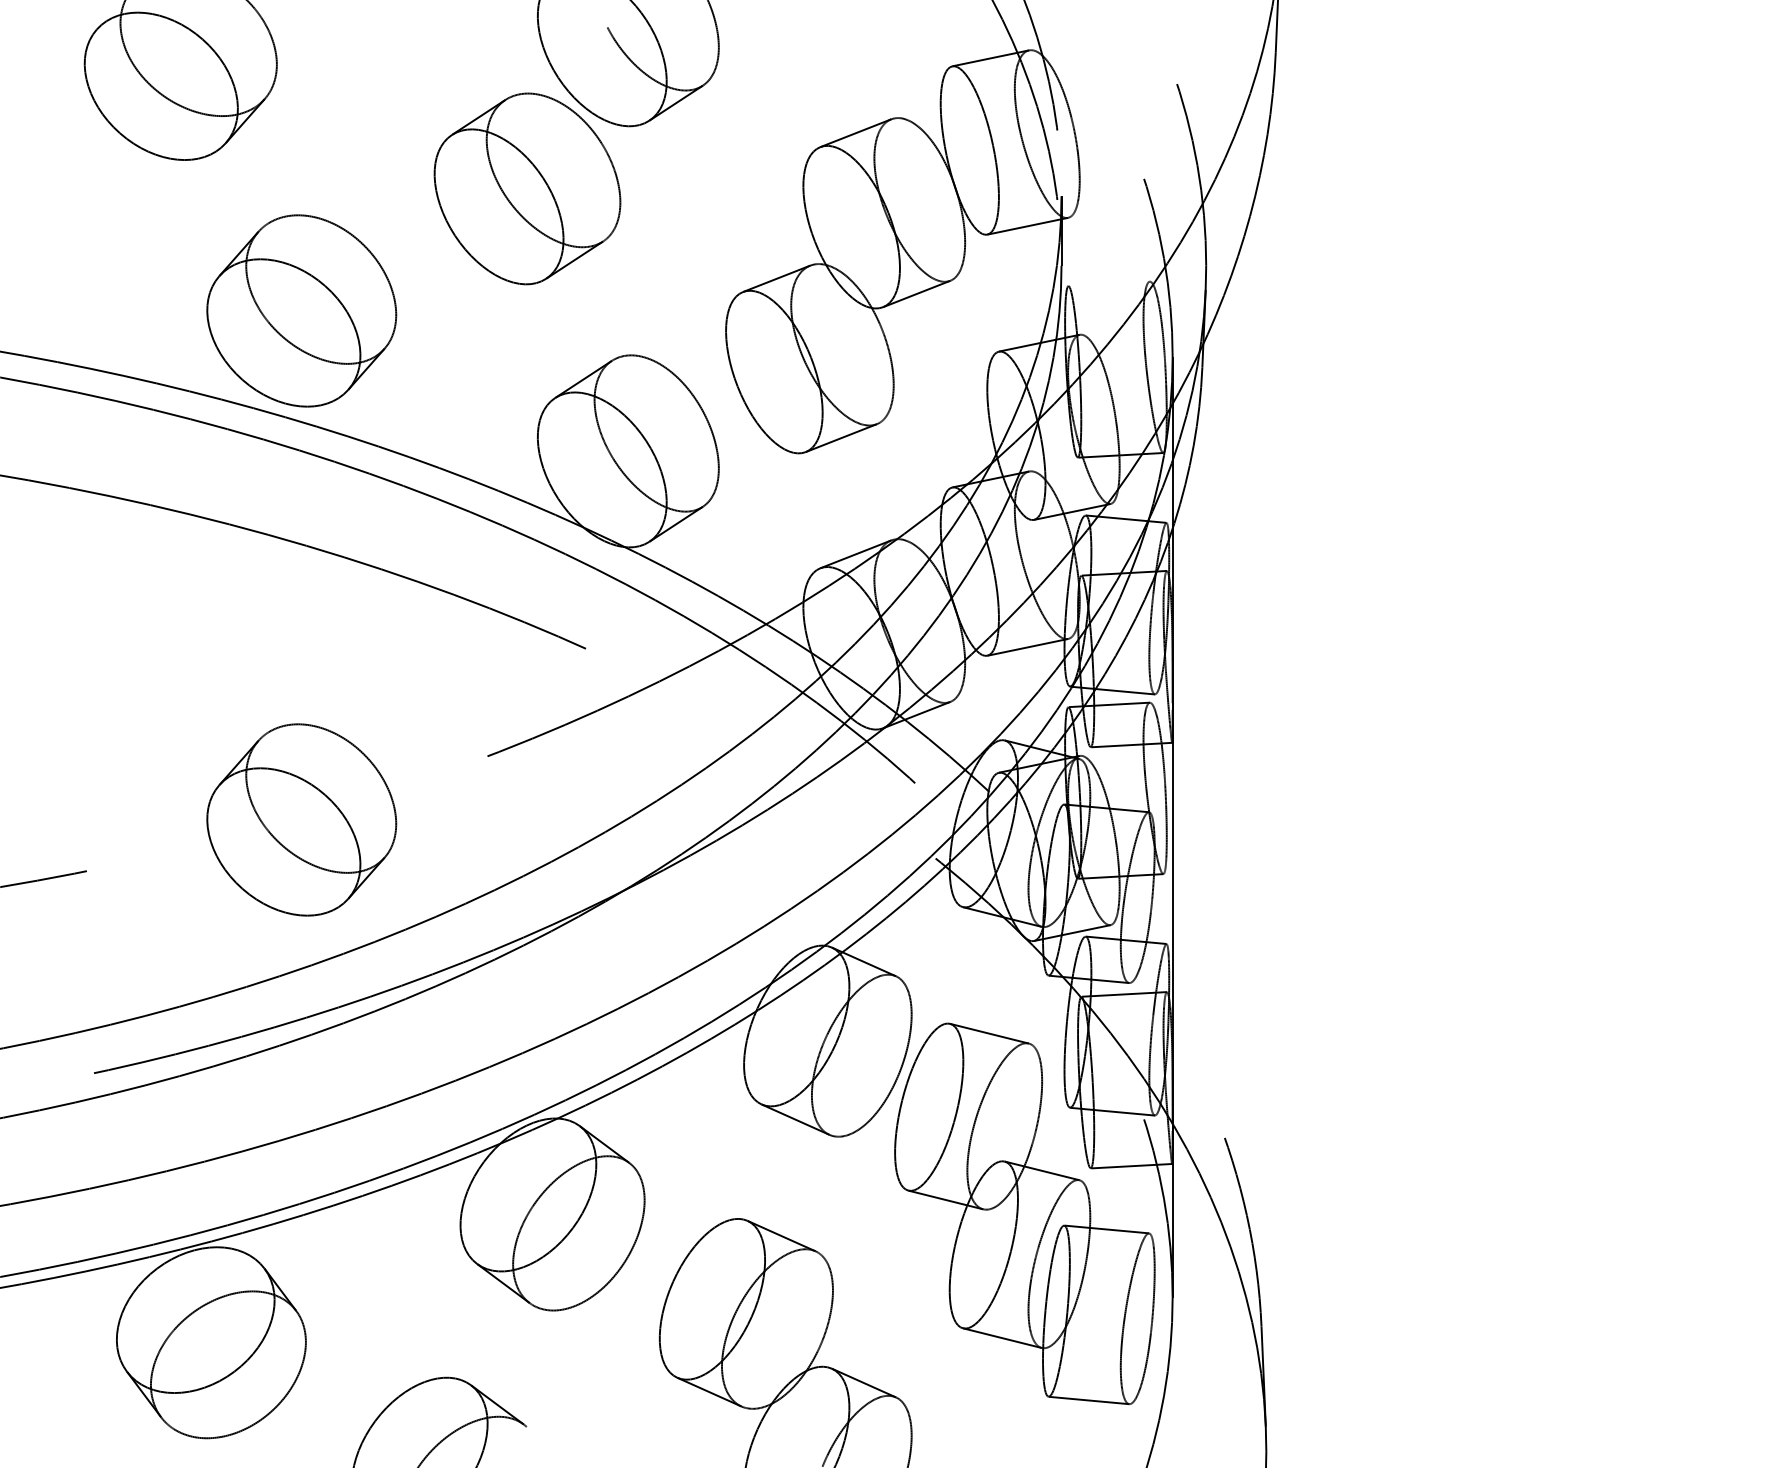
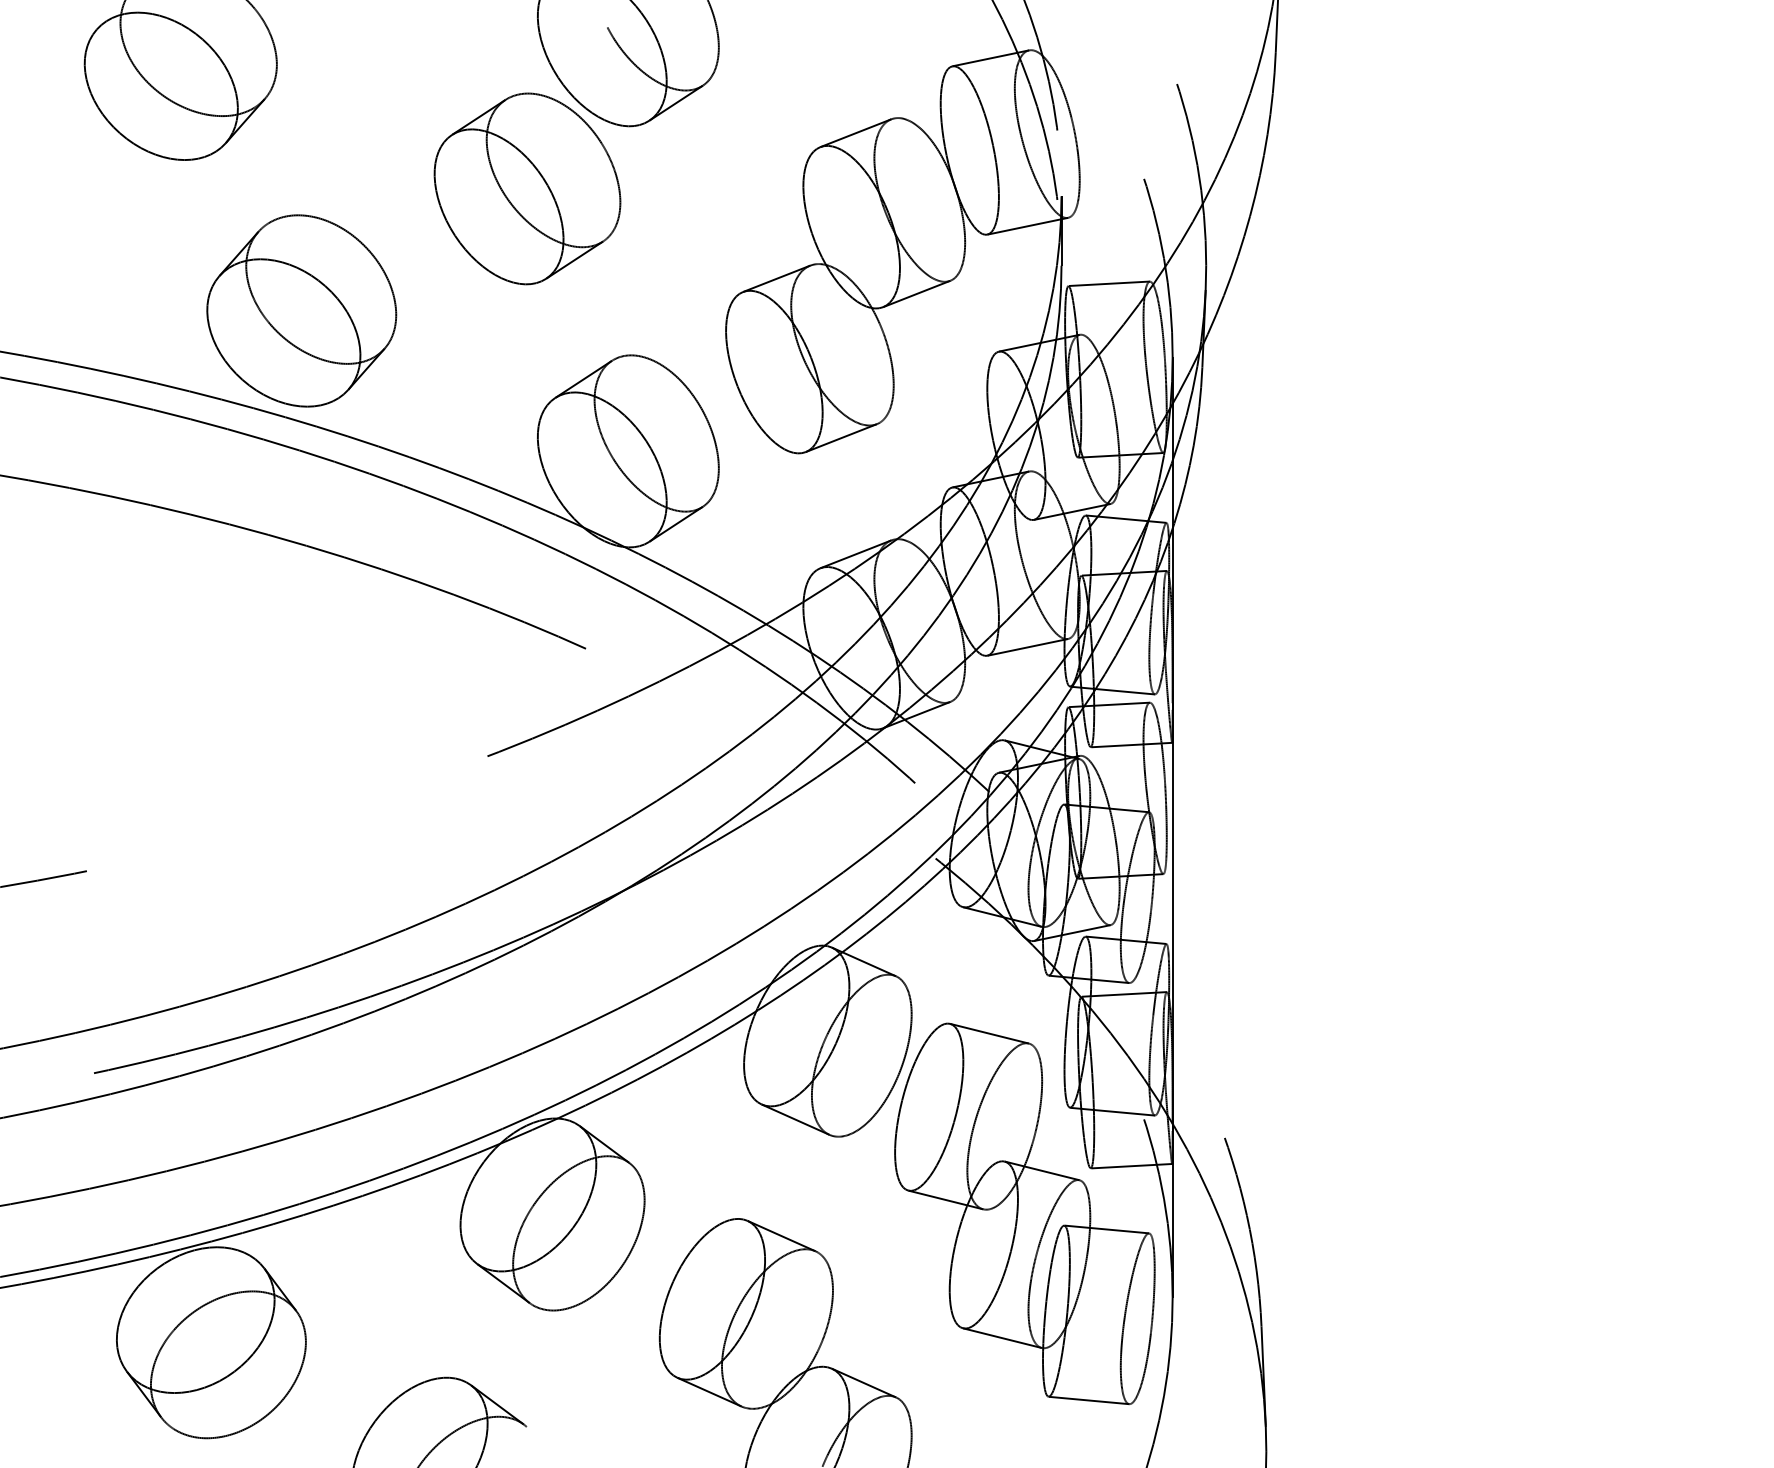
line: none -> present (1108, 283)
part: present -> none (301, 819)
